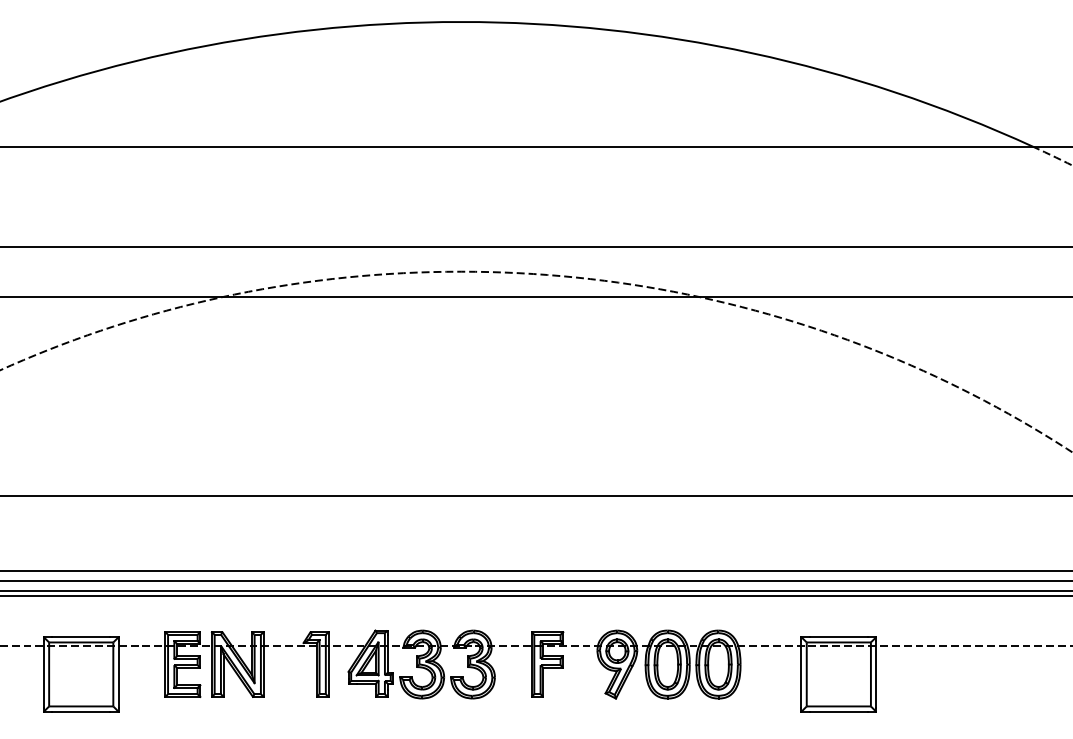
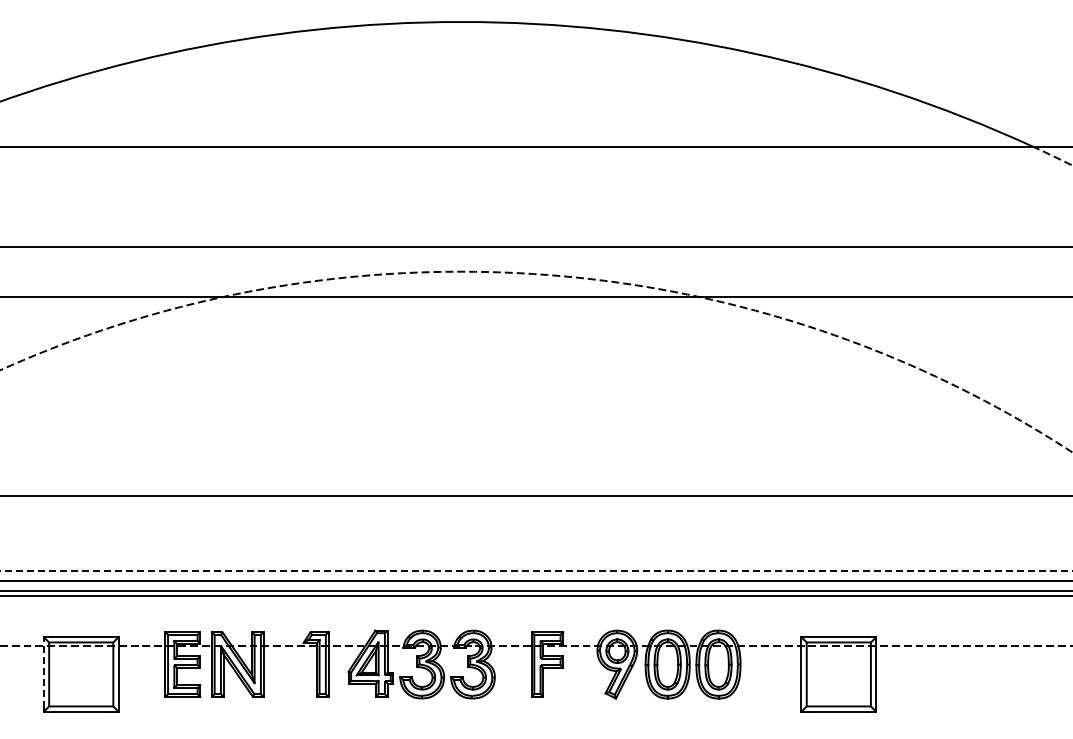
line: solid -> dashed (536, 571)
line: solid -> dashed (43, 674)
